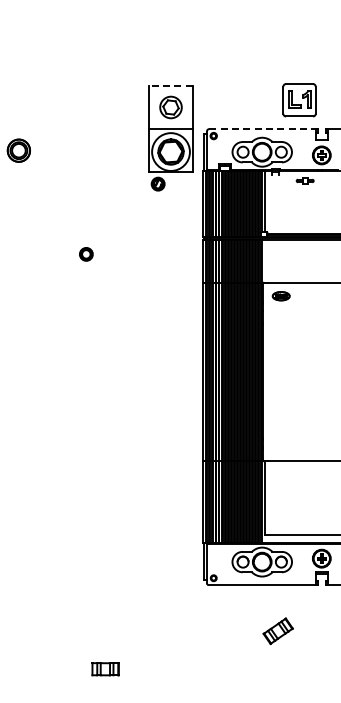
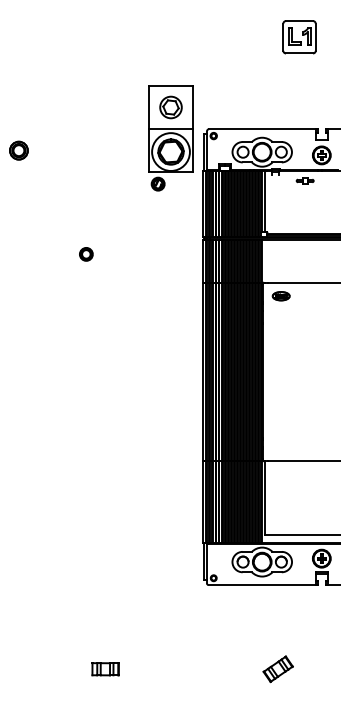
line: dashed -> solid (171, 85)
part position: (299, 100) -> (299, 37) (299, 37)
line: dashed -> solid (263, 129)
part size: 25x25 px -> 20x21 px (18, 150)
part position: (277, 631) -> (277, 669) (277, 669)
